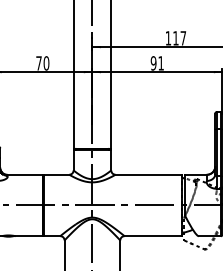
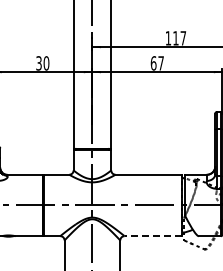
text: 70 -> 30 (38, 63)
text: 91 -> 67 (156, 63)
line: solid -> dashed (153, 236)
